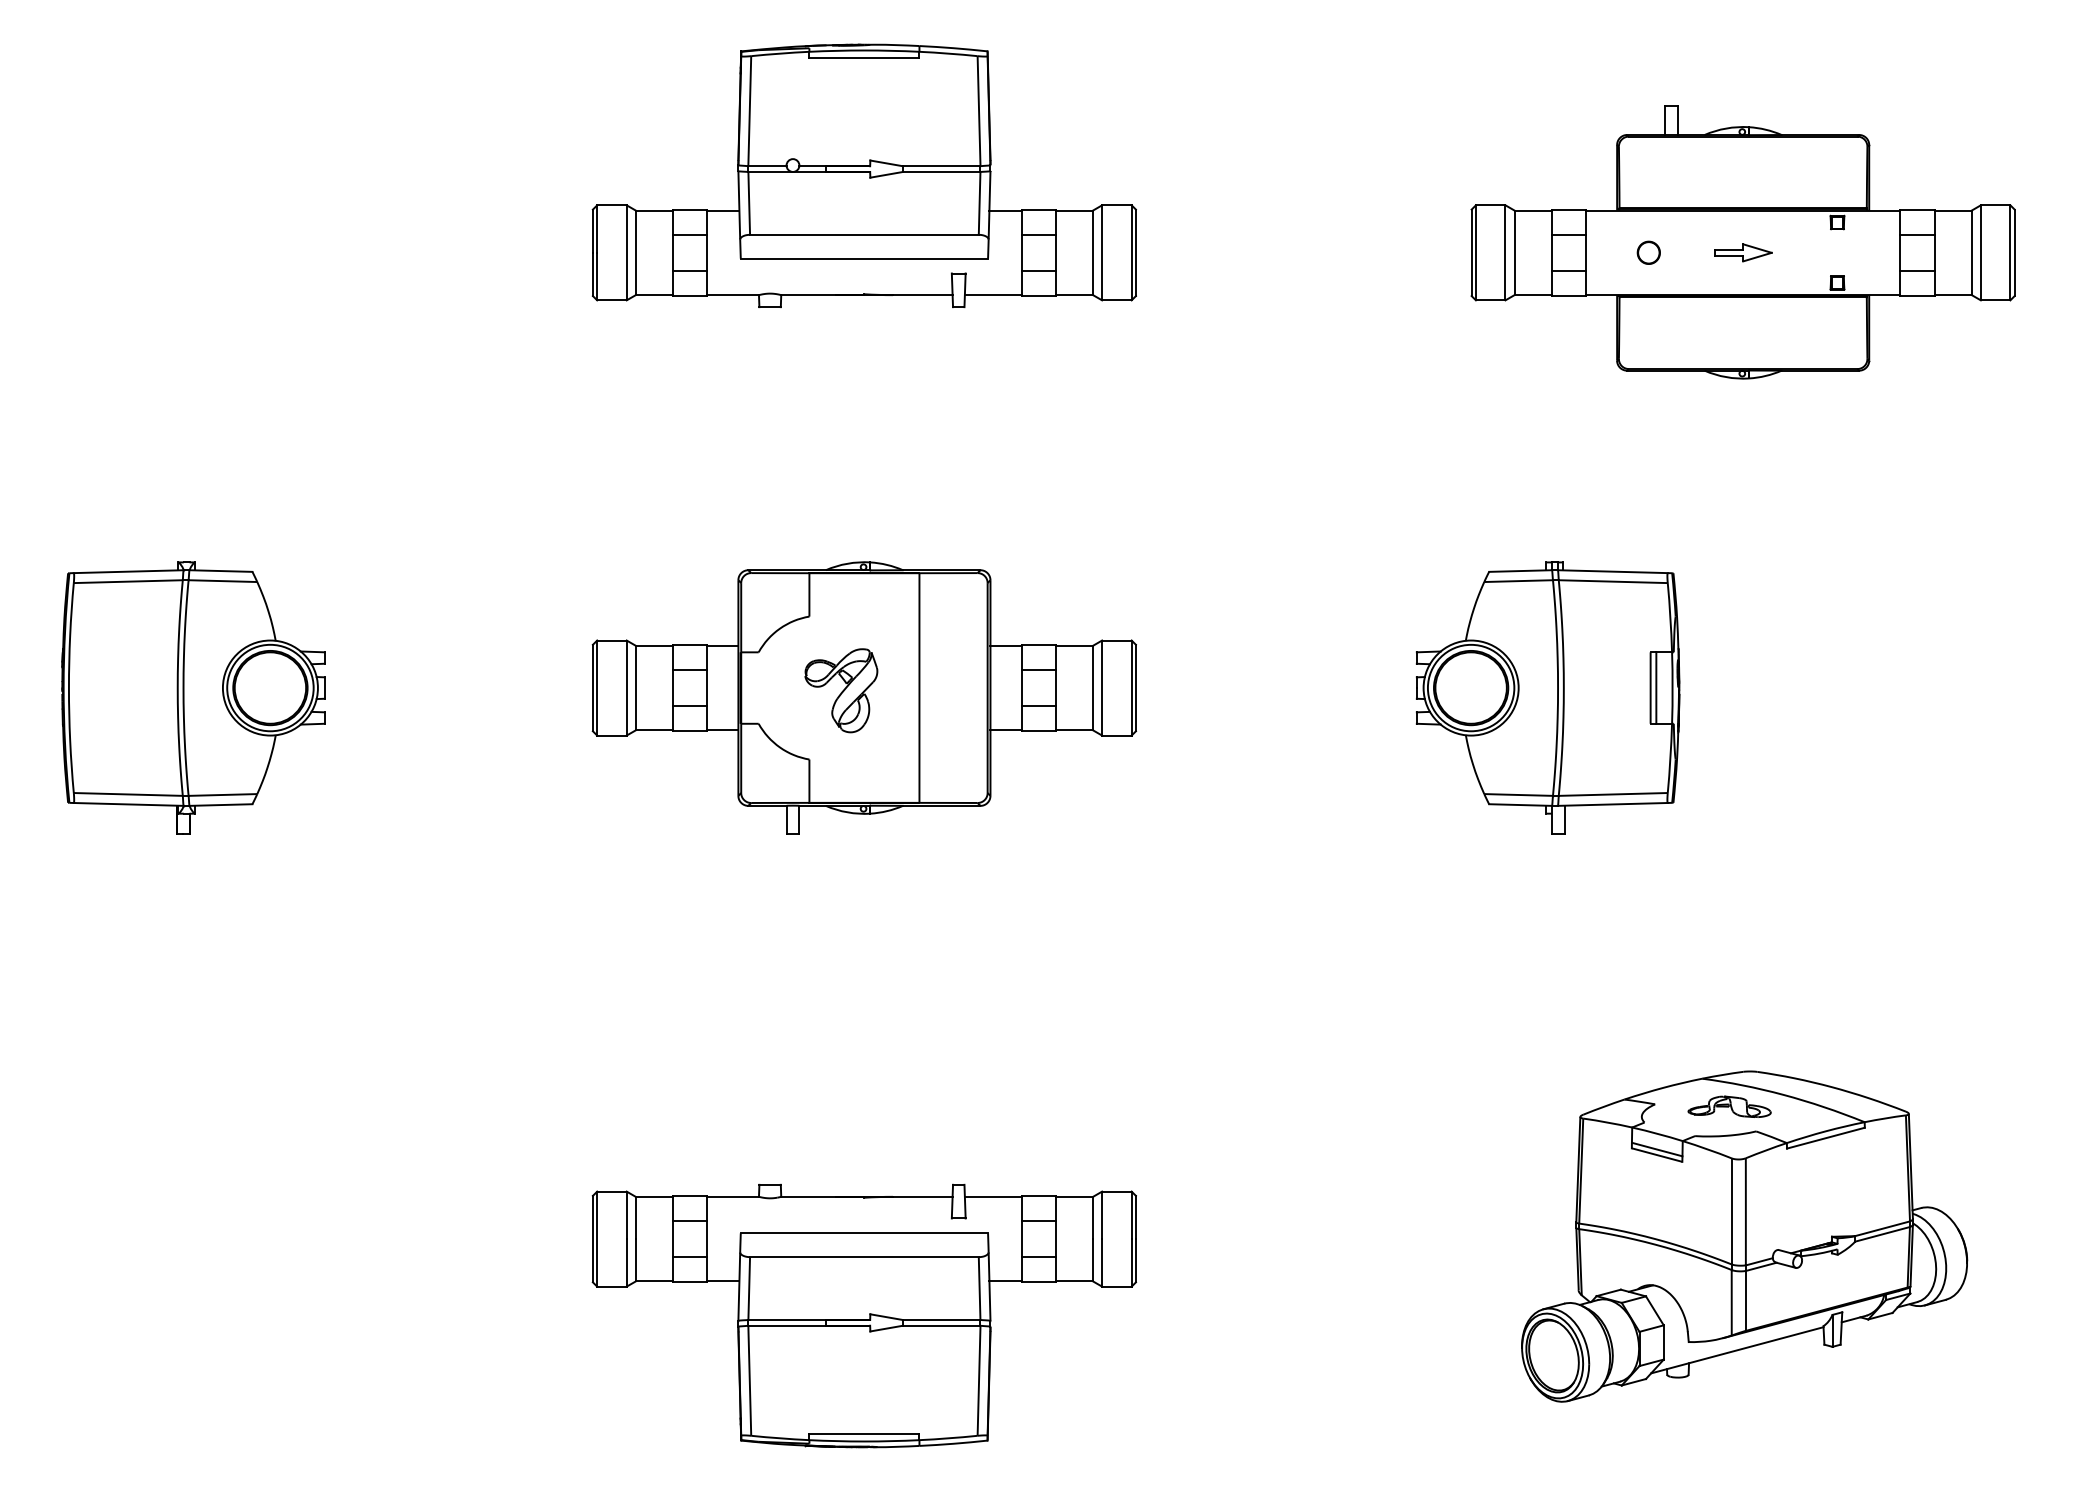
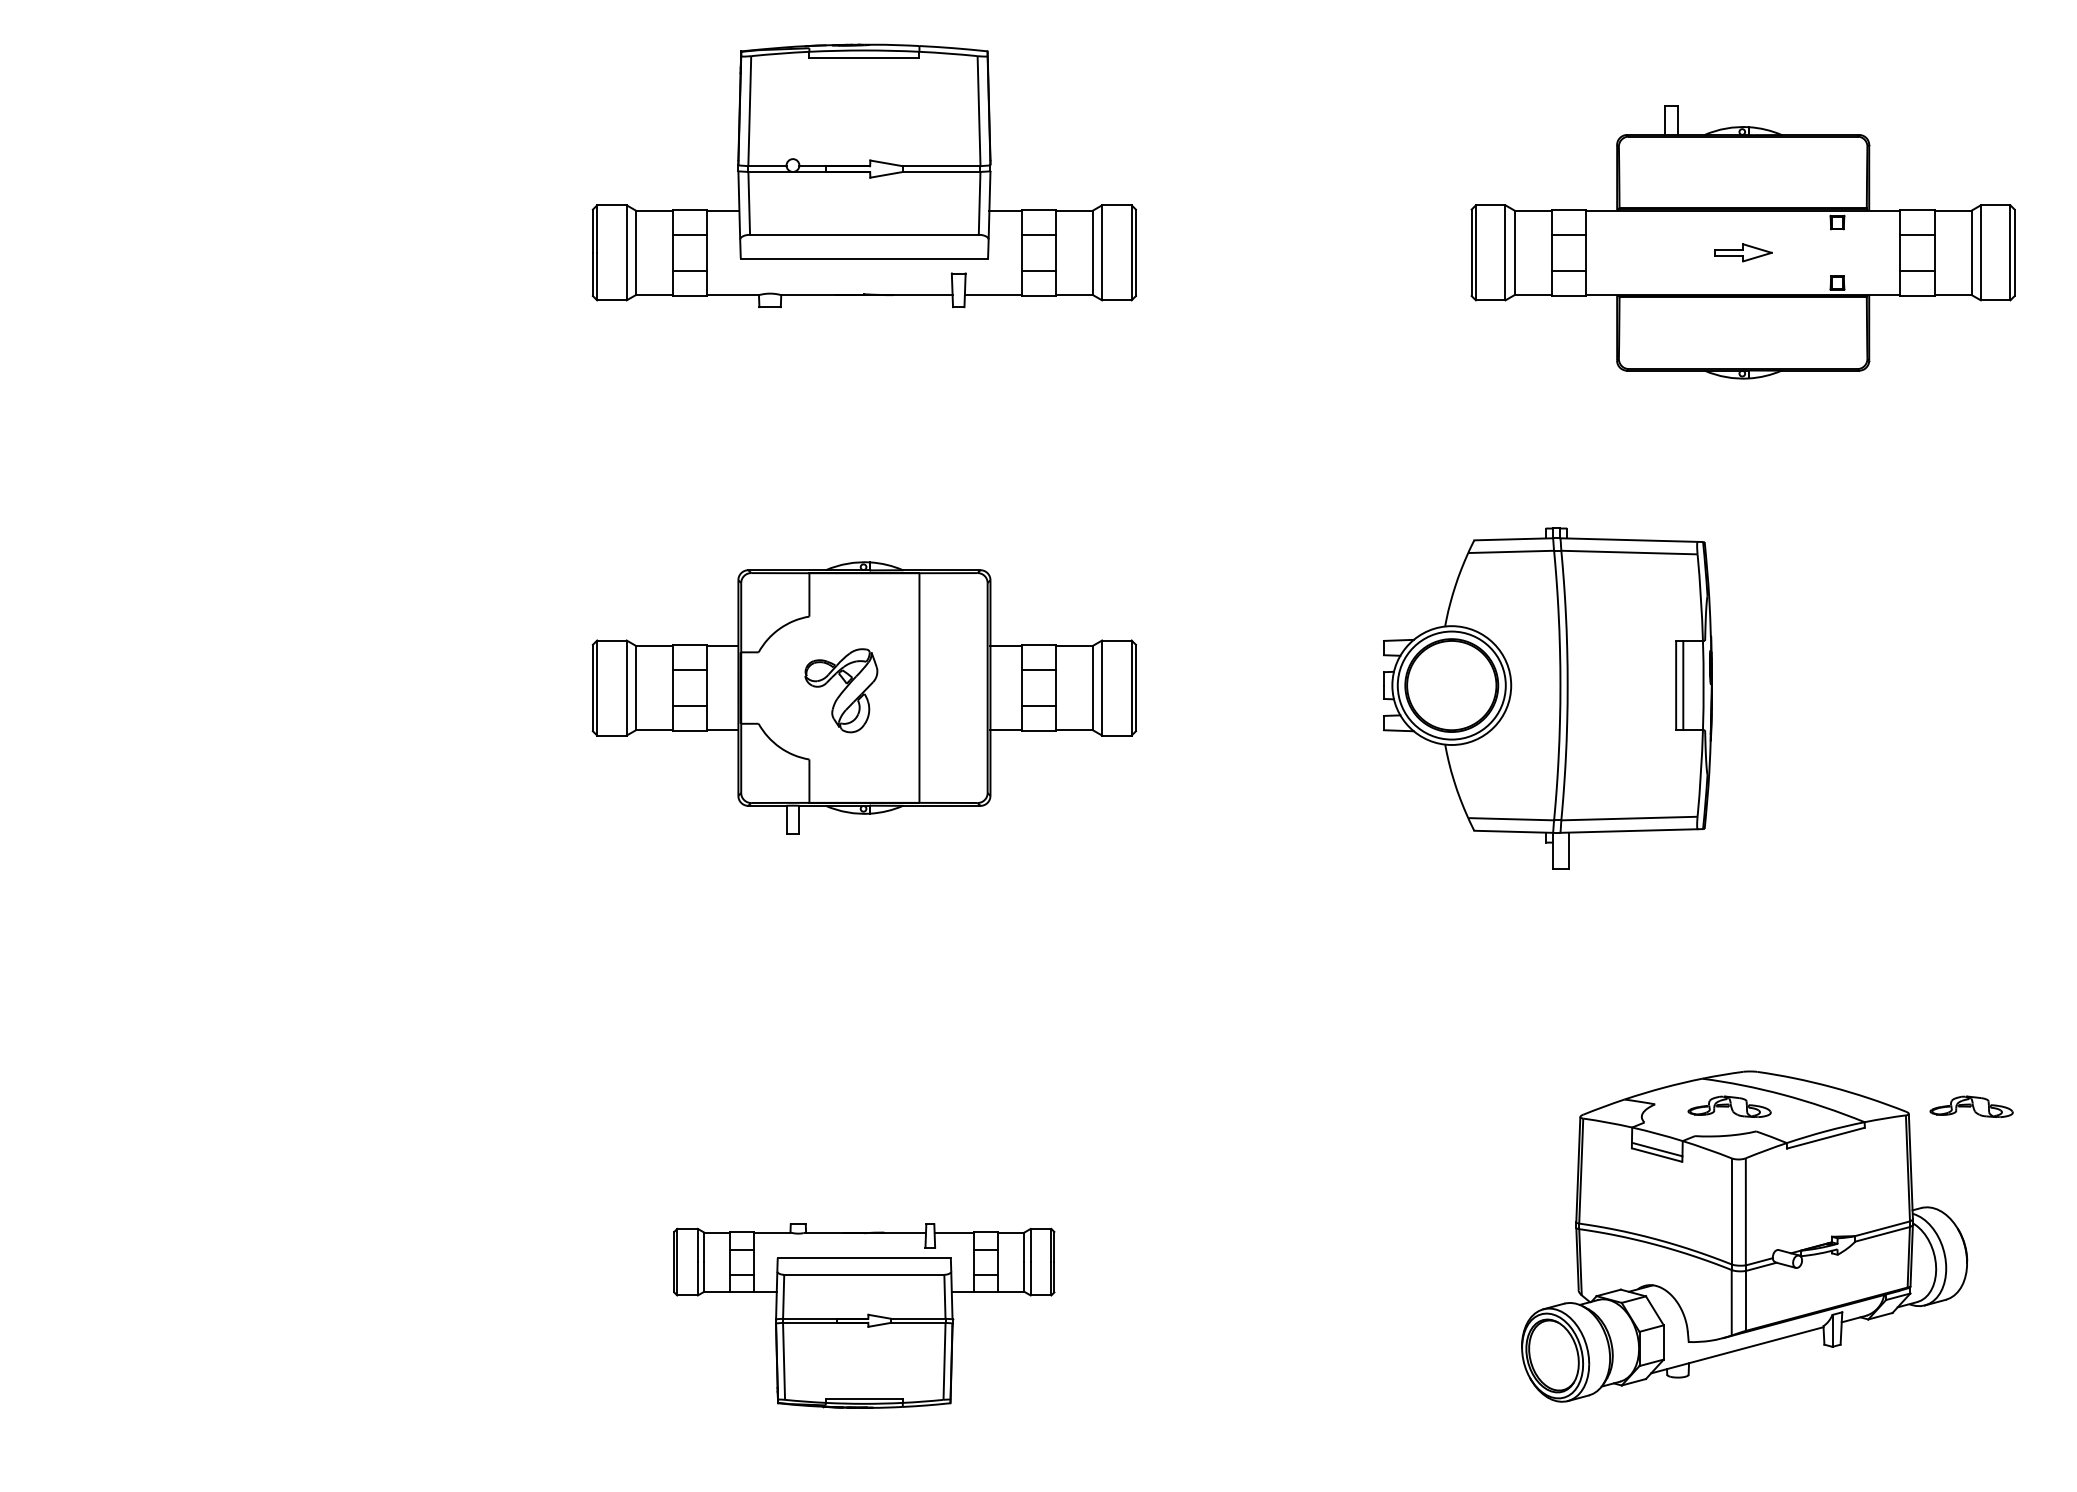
part: present -> none (1648, 252)
part: present -> none (193, 697)
part size: 265x274 px -> 330x343 px (1547, 698)
part: none -> present (1971, 1106)
part size: 546x266 px -> 383x186 px (864, 1315)
